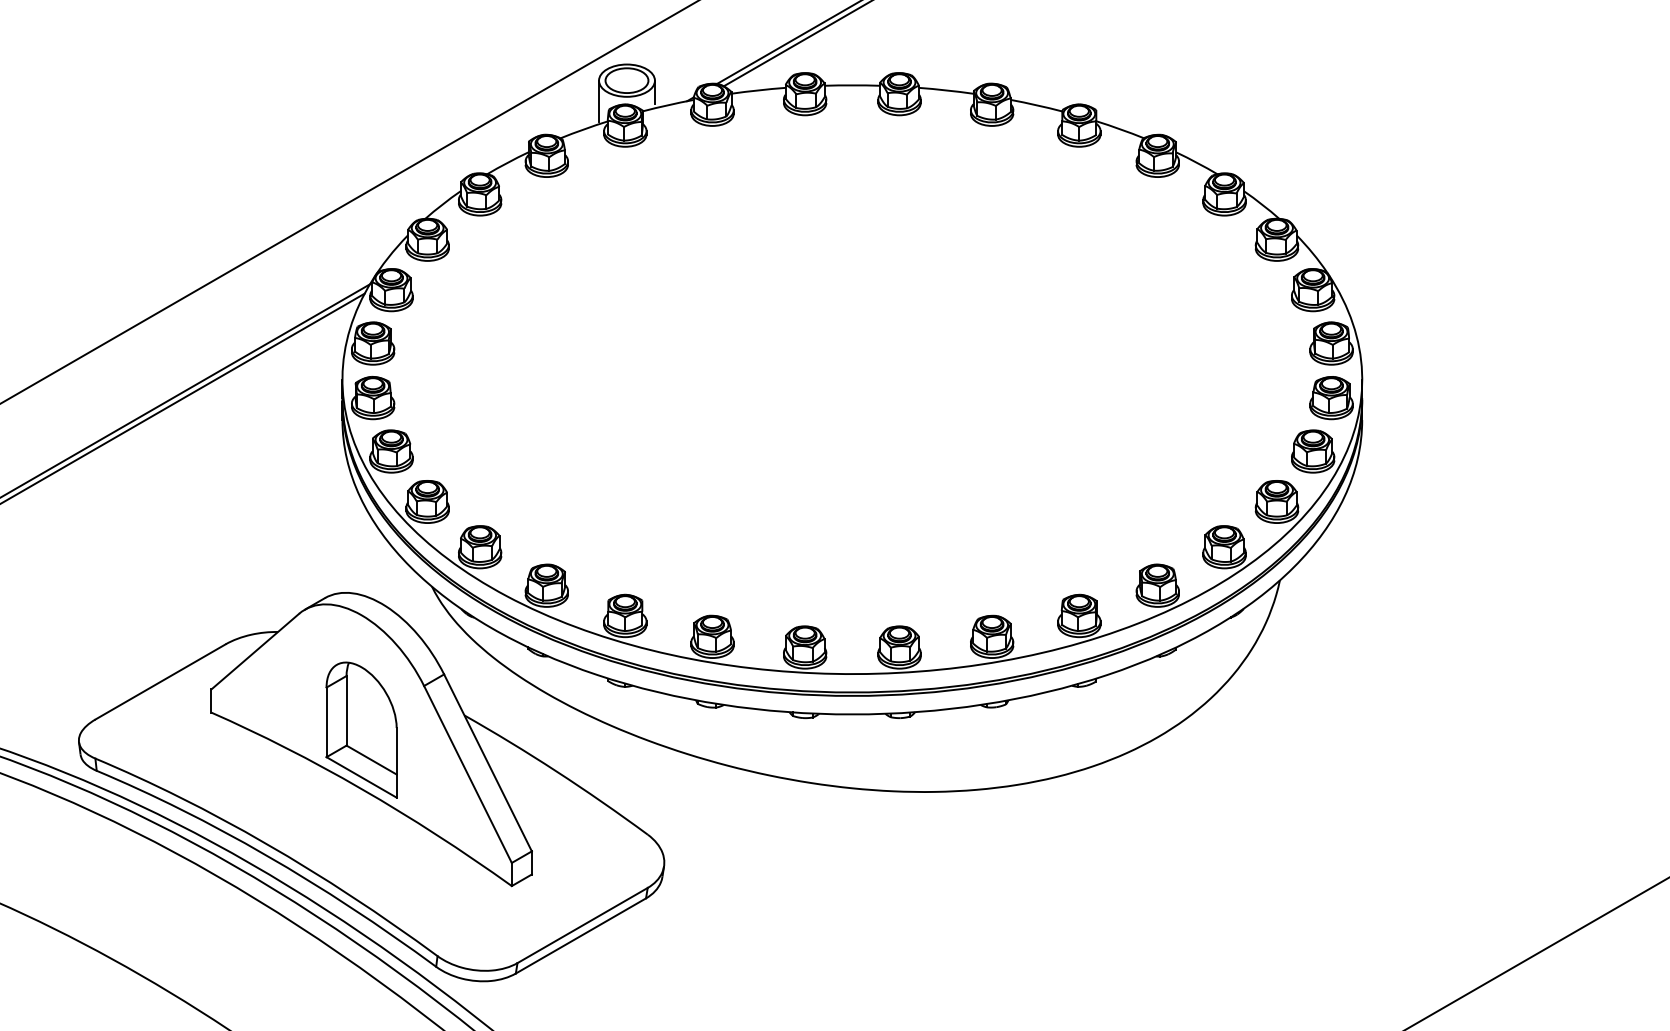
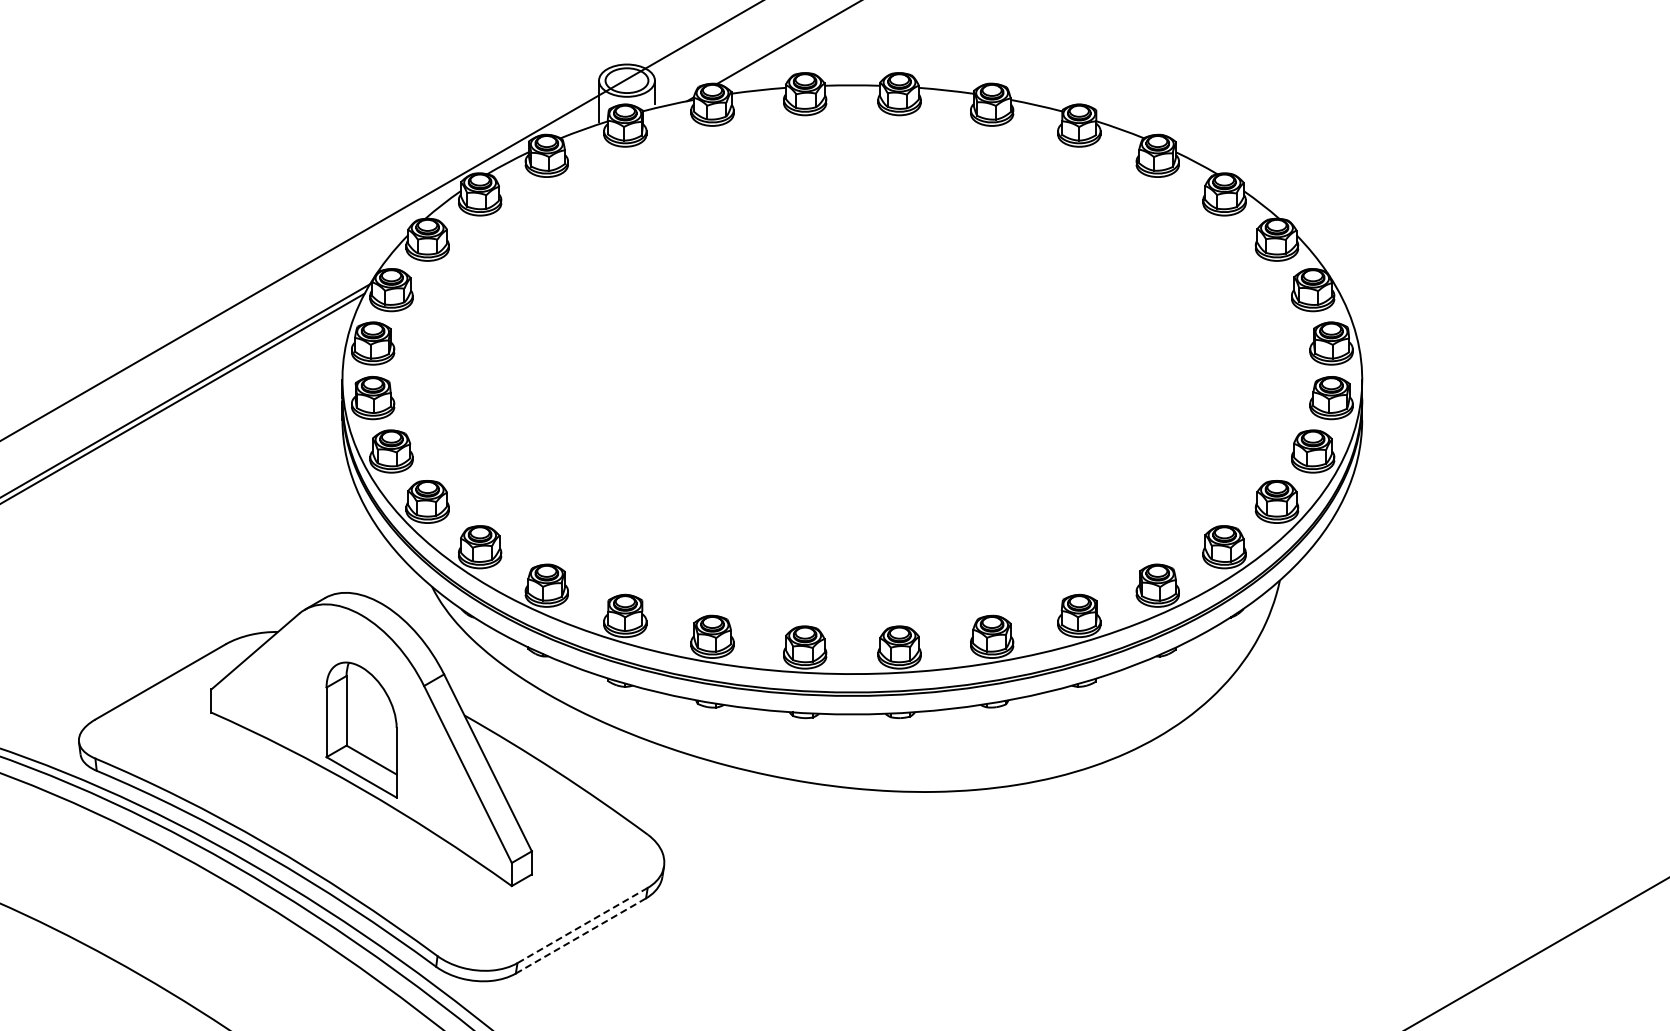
line: present -> none (796, 44)
line position: (348, 202) -> (381, 220) (381, 220)
line: solid -> dashed (582, 925)
line: solid -> dashed (581, 935)
